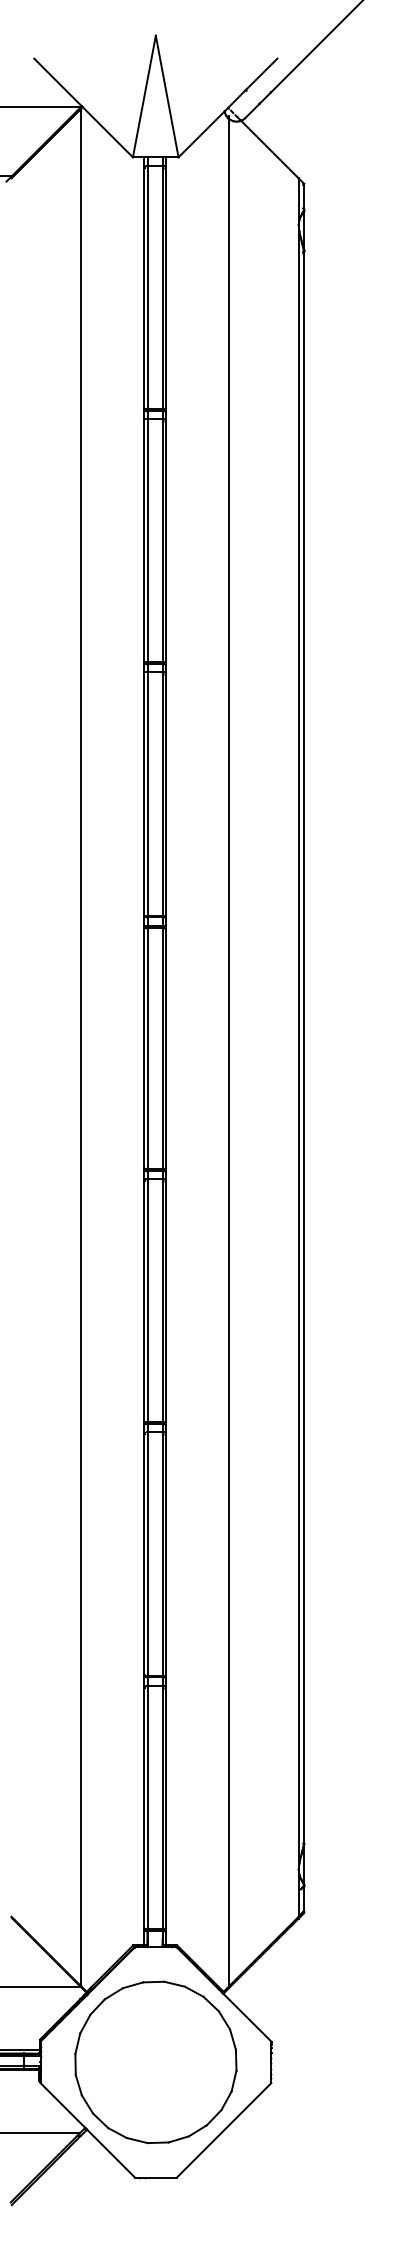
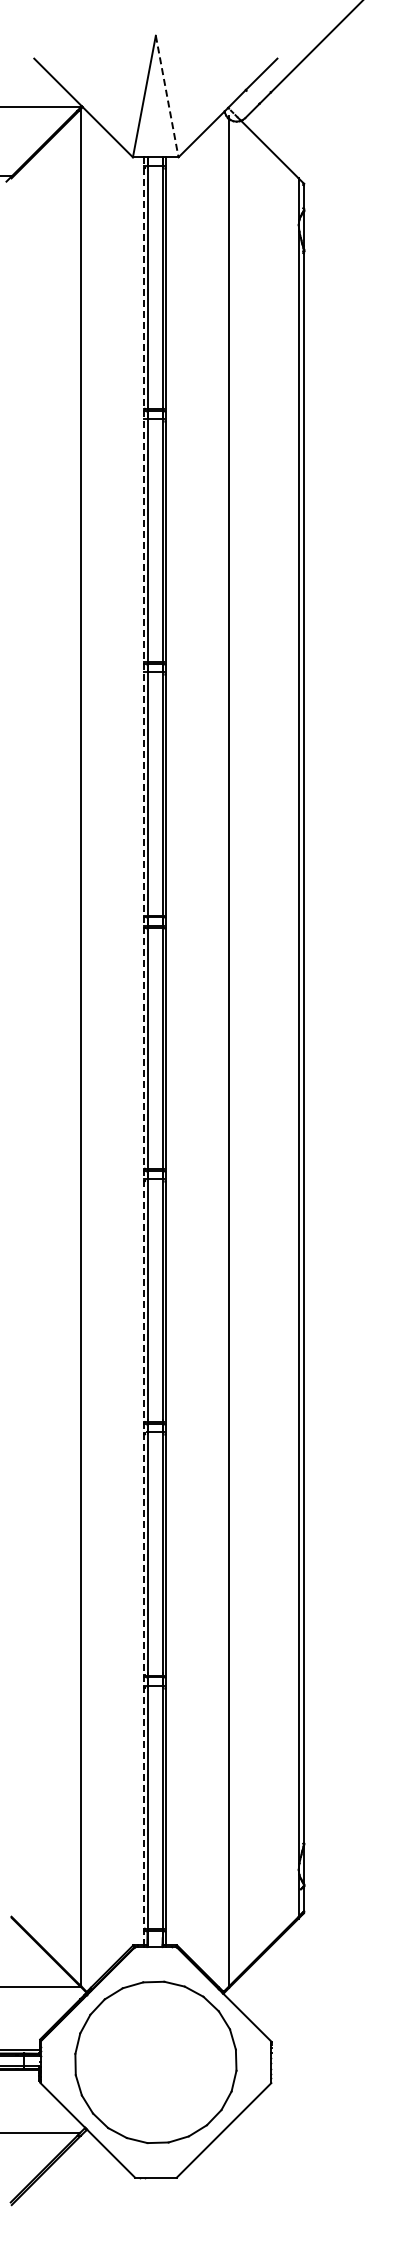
line: solid -> dashed (167, 96)
line: solid -> dashed (143, 1051)
